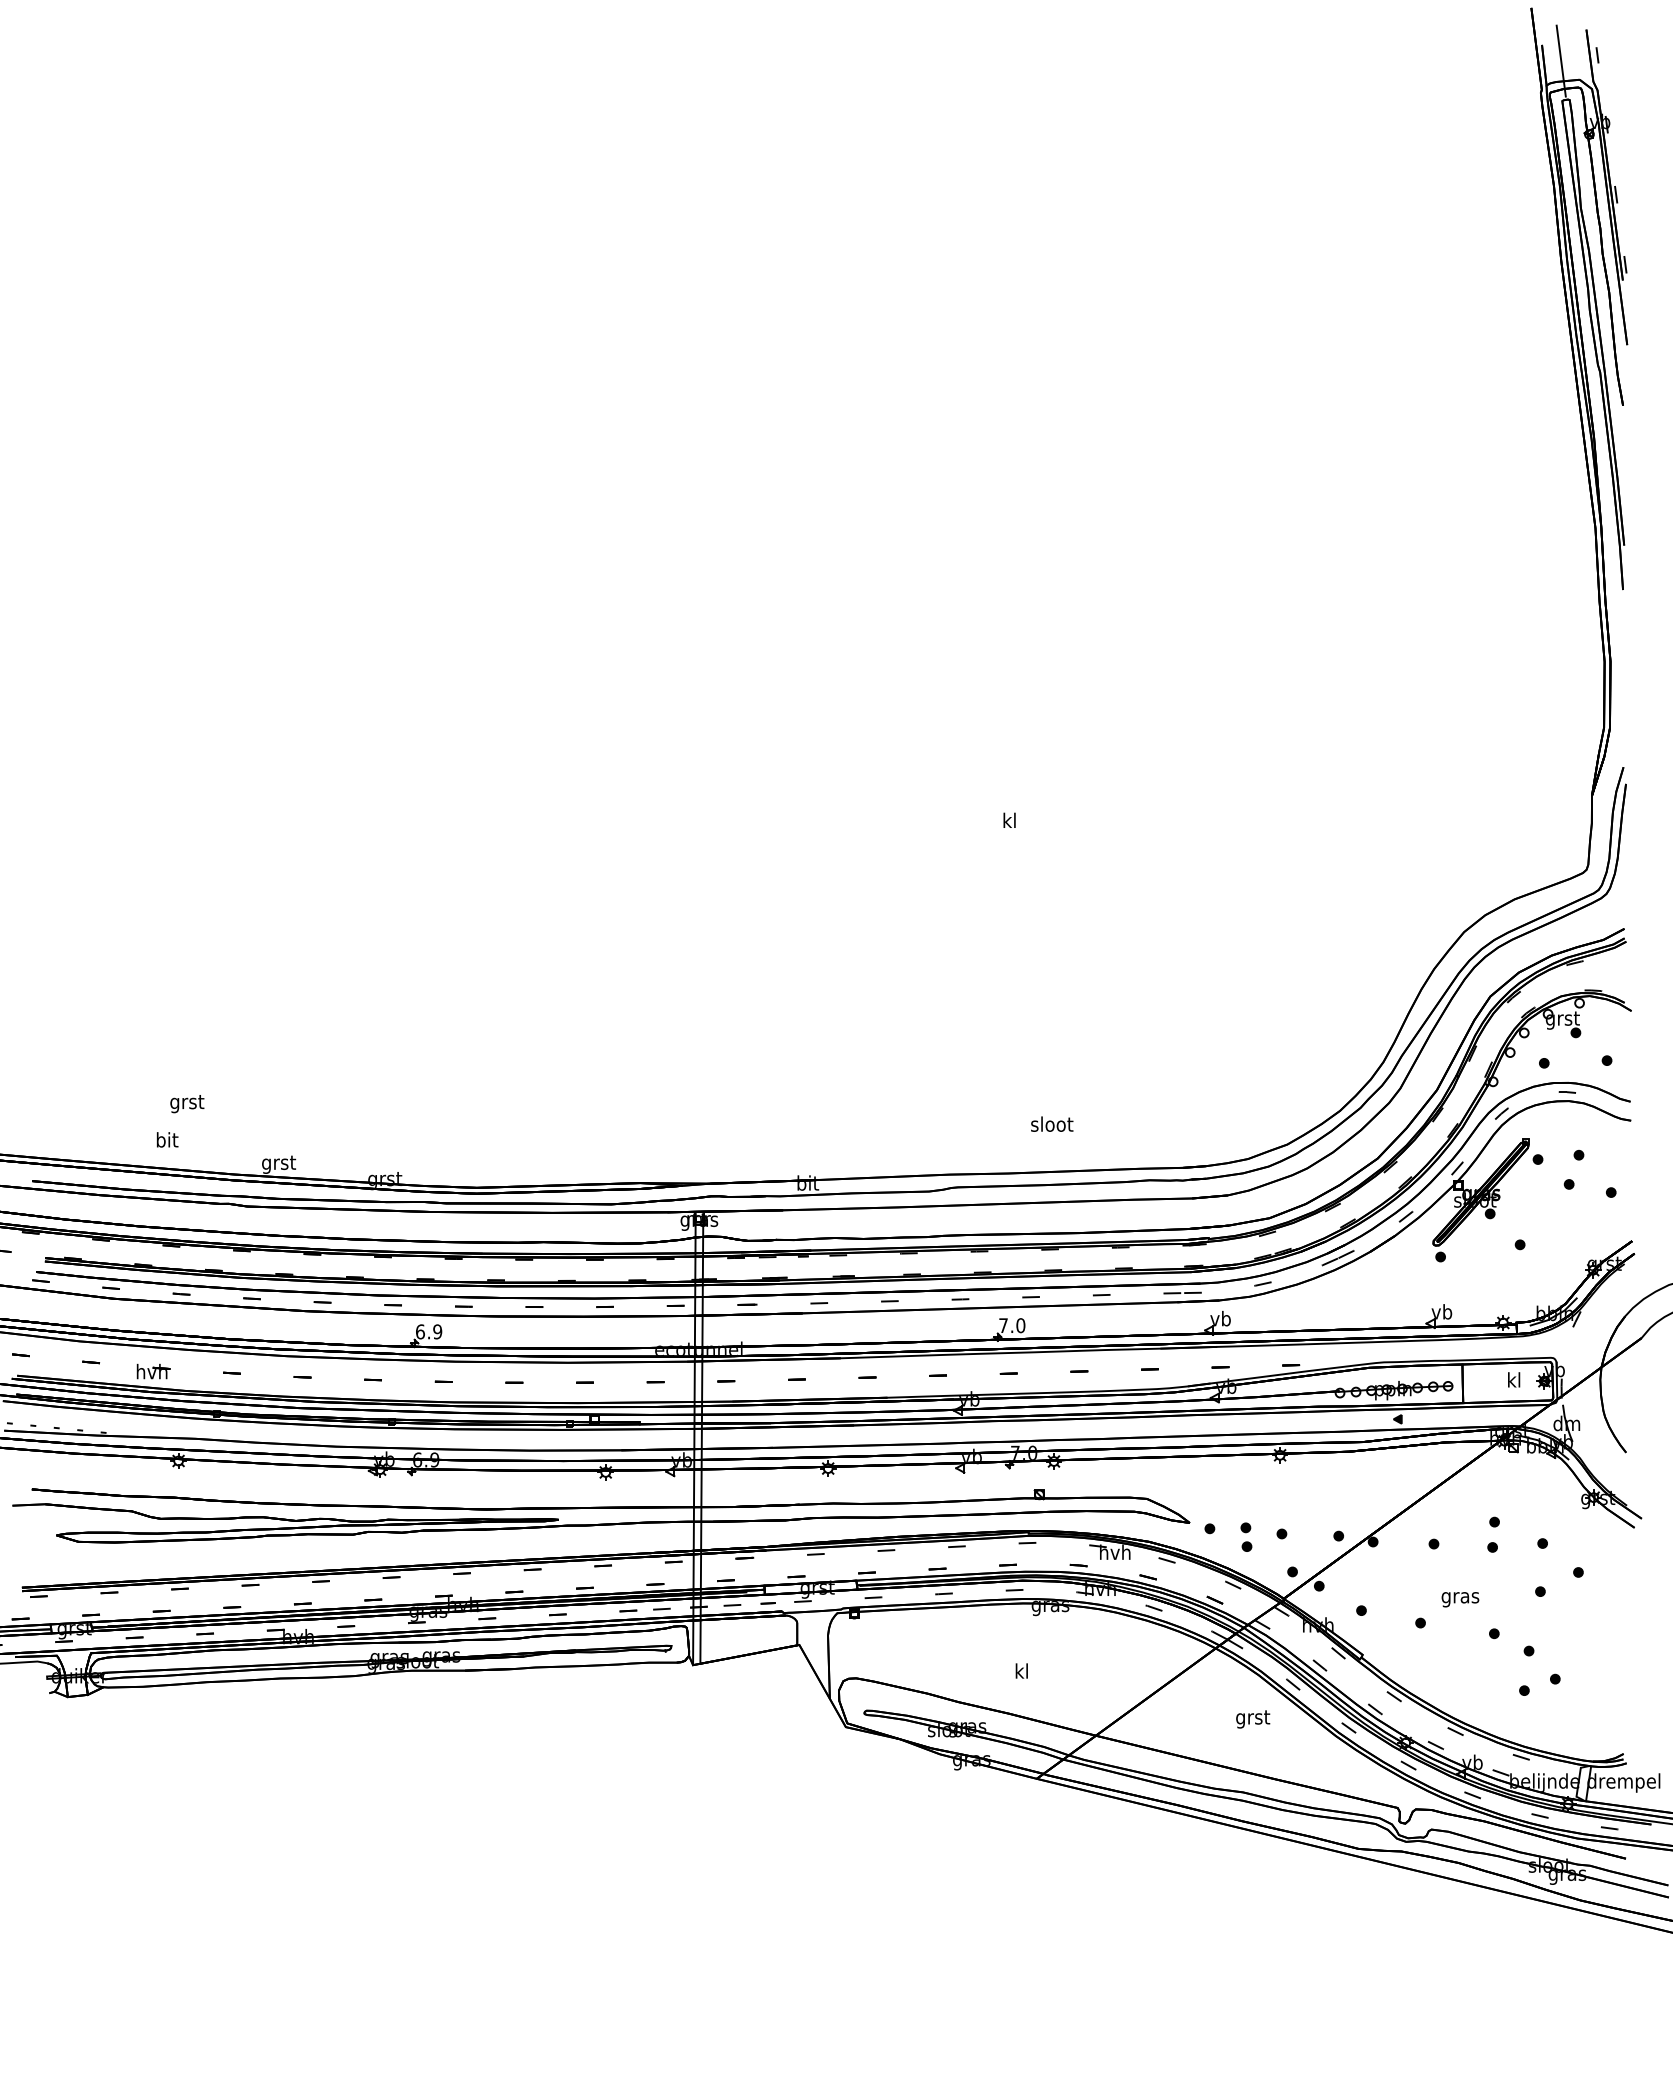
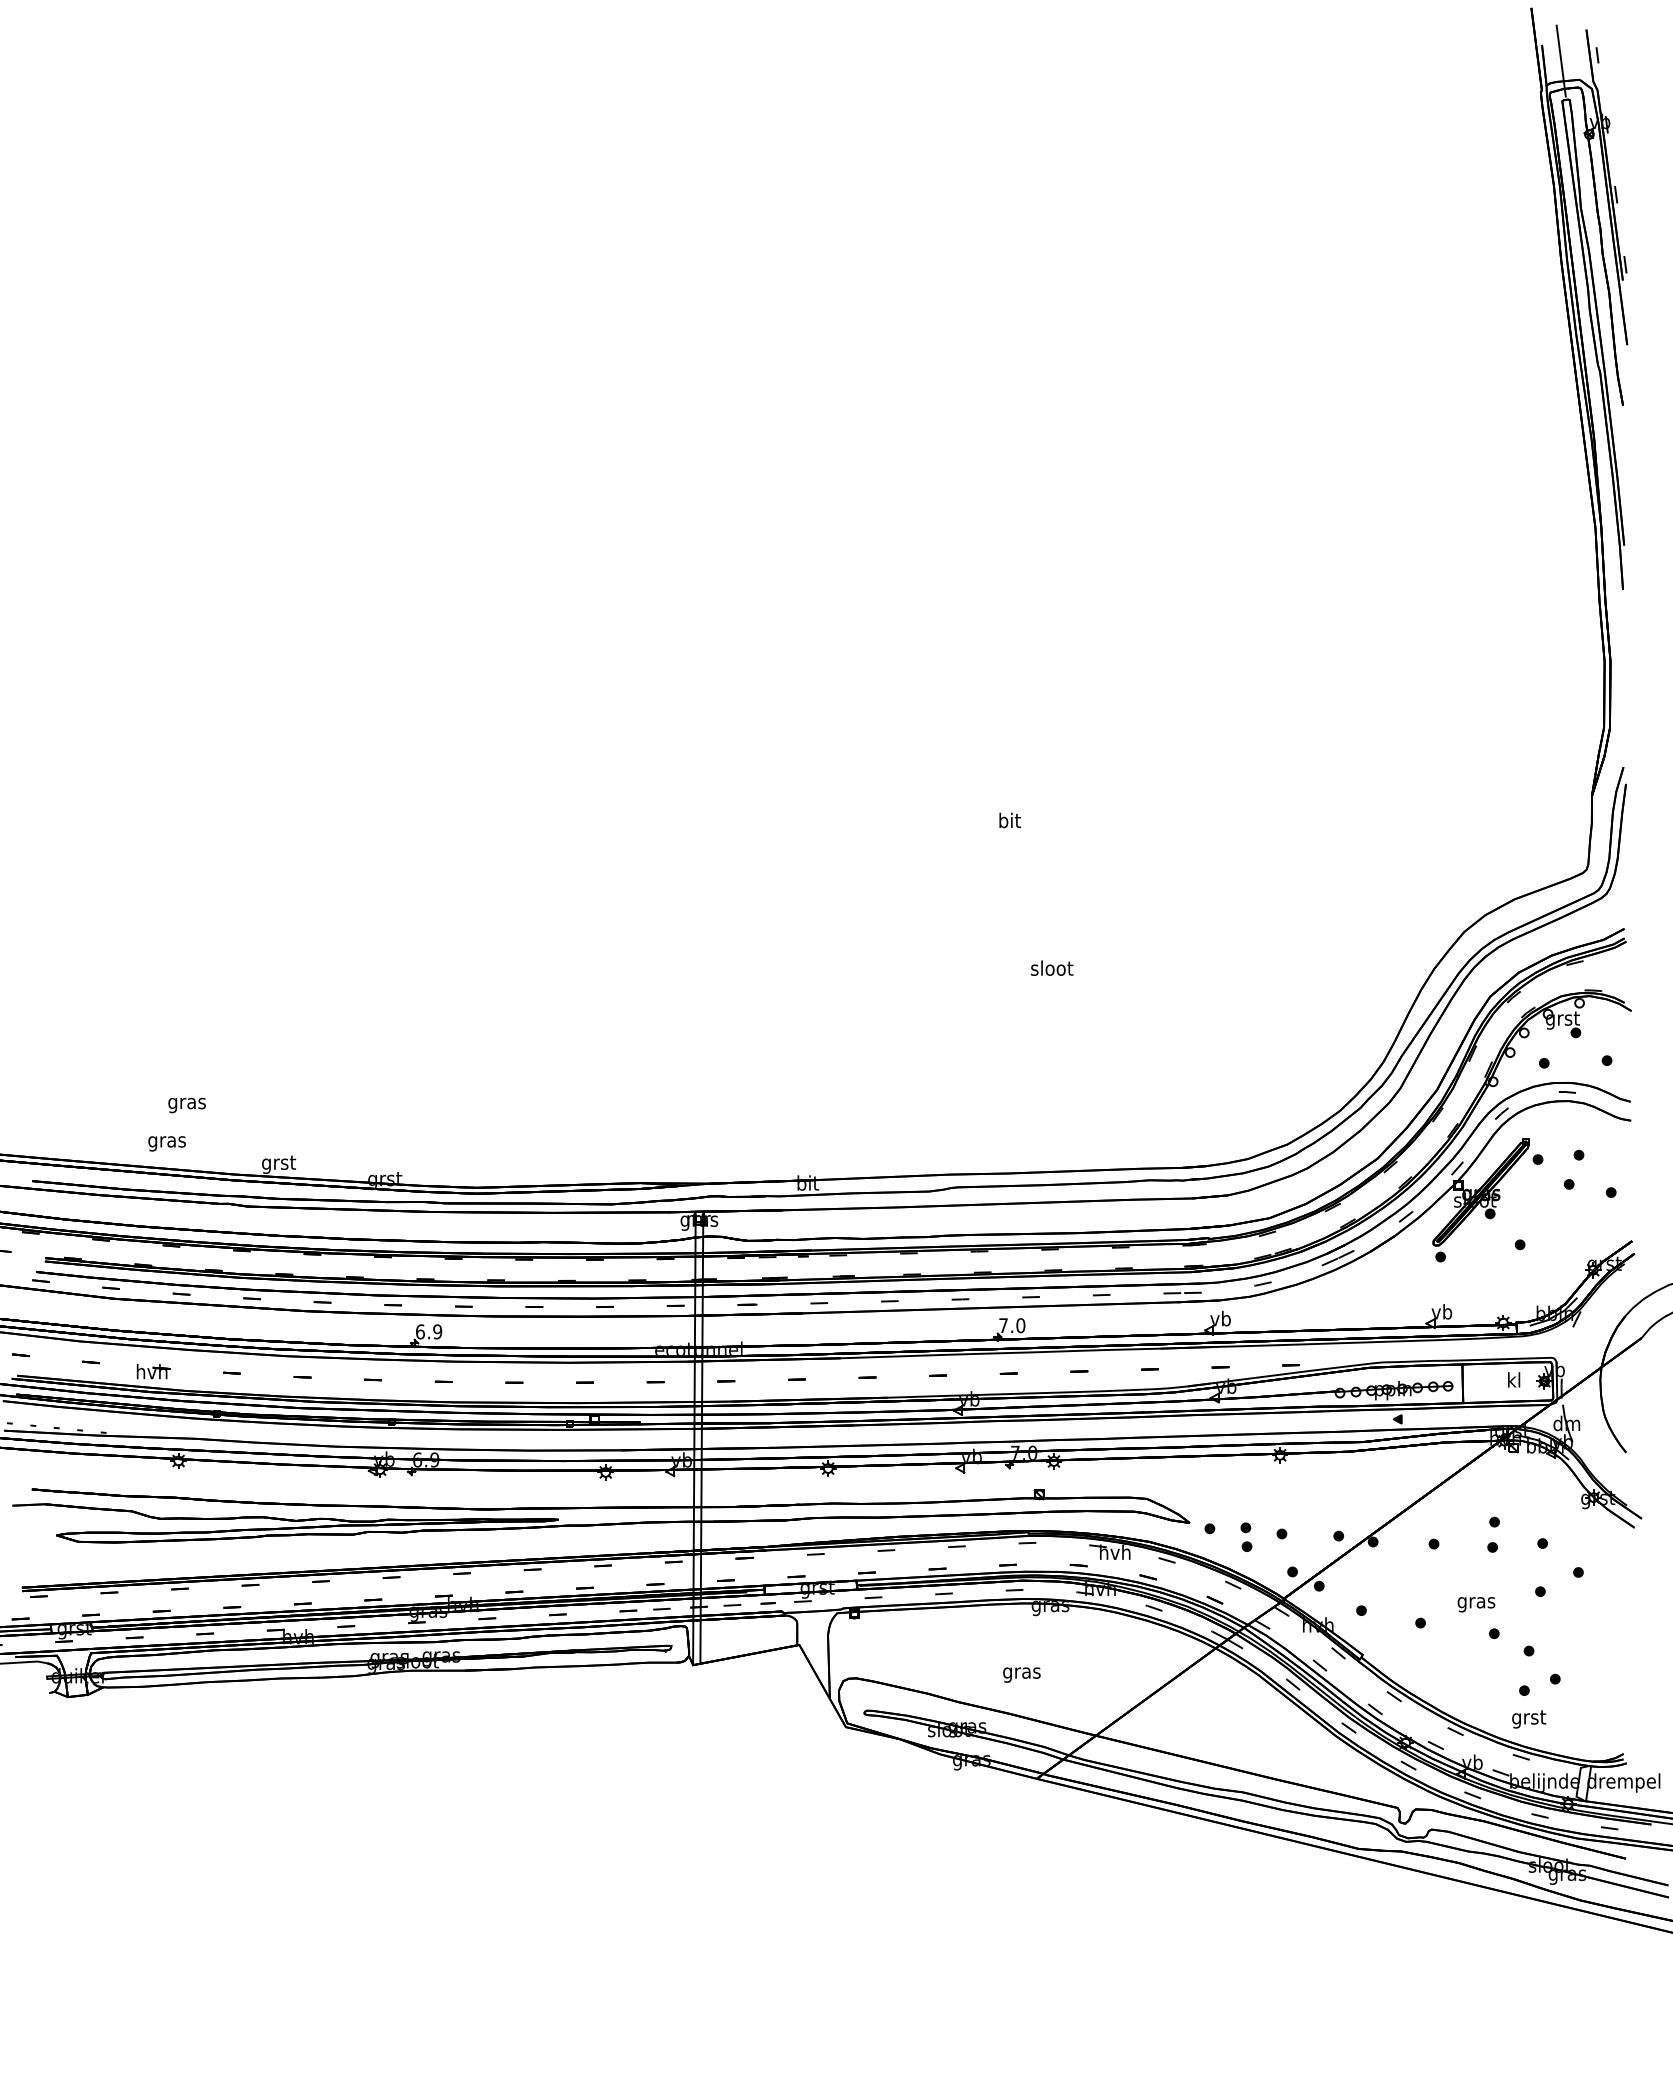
text: kl -> bit (1010, 820)
text: grst -> gras (186, 1104)
text position: (1052, 1123) -> (1052, 967) (1052, 967)
text: bit -> gras (166, 1141)
text position: (1460, 1599) -> (1476, 1604) (1476, 1604)
text: kl -> gras (1021, 1672)
text position: (1253, 1719) -> (1529, 1719) (1529, 1719)
